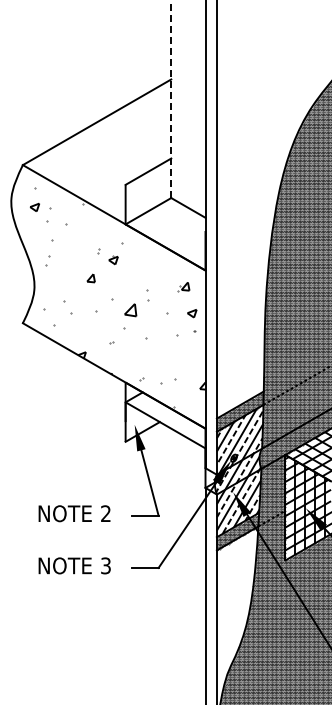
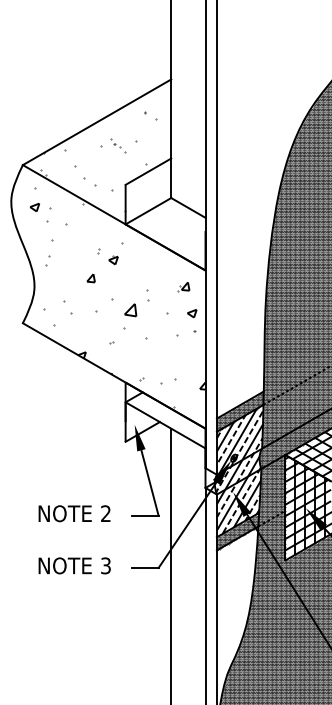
line: dashed -> solid (171, 99)
hatch: none -> present (98, 160)
line: none -> present (171, 564)
